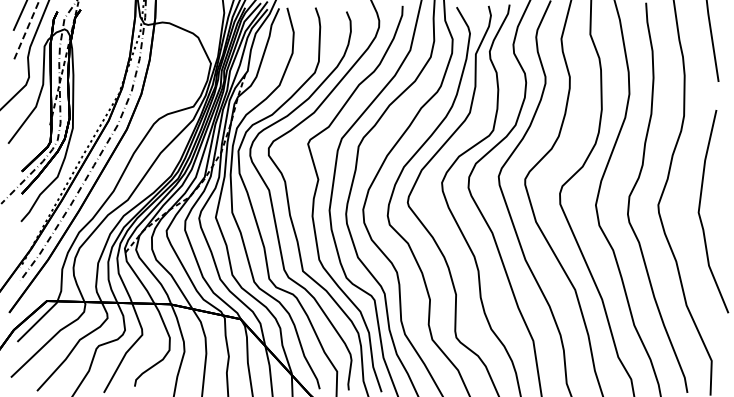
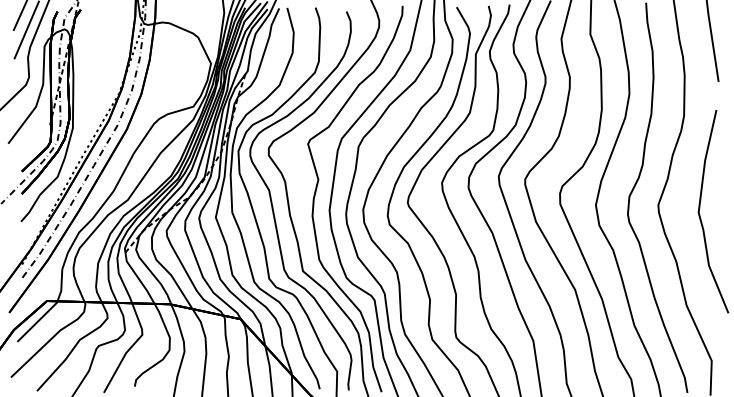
line: dashed -> solid (26, 30)
